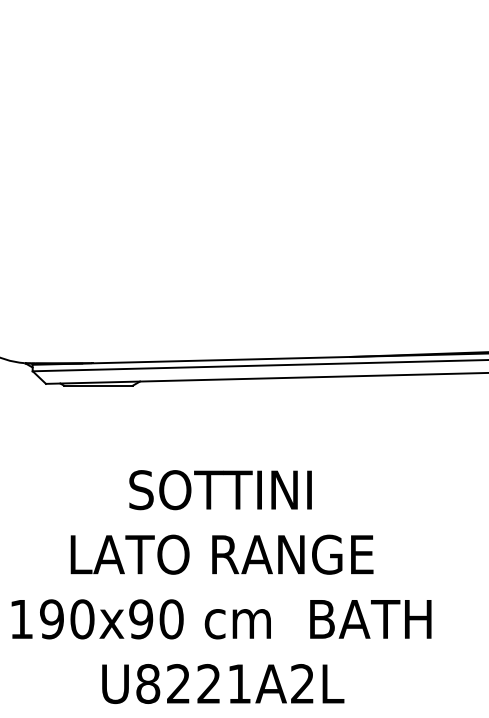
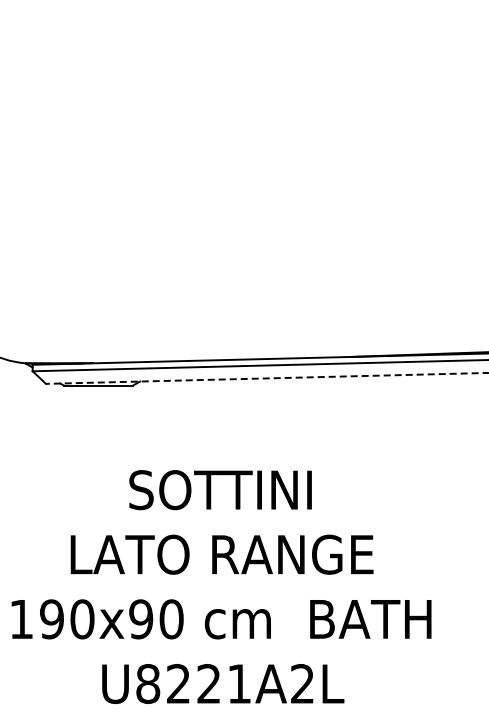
line: solid -> dashed (266, 378)
